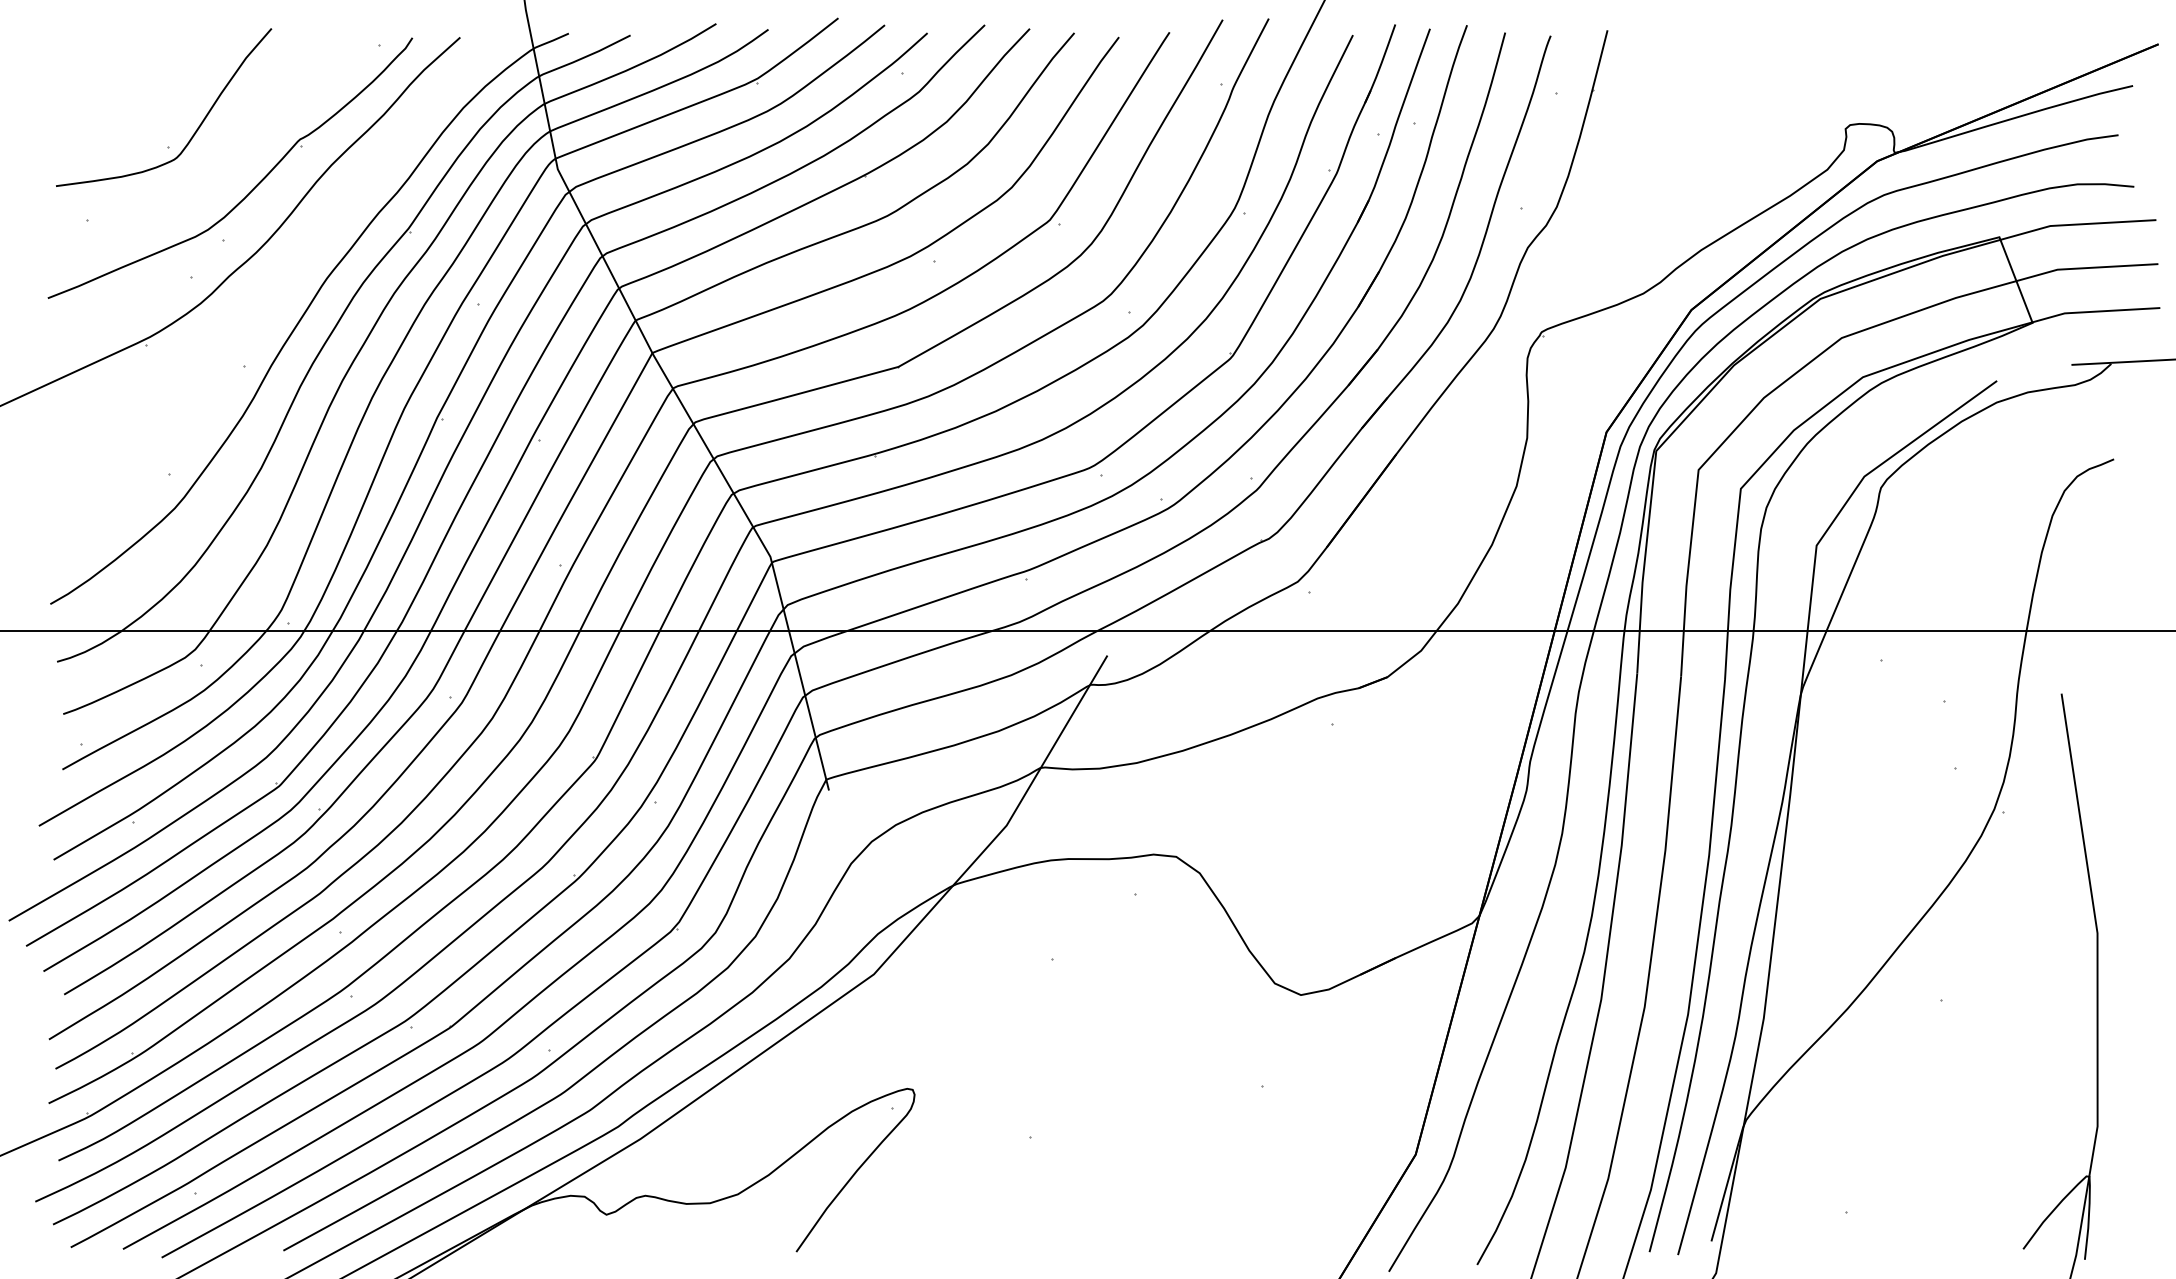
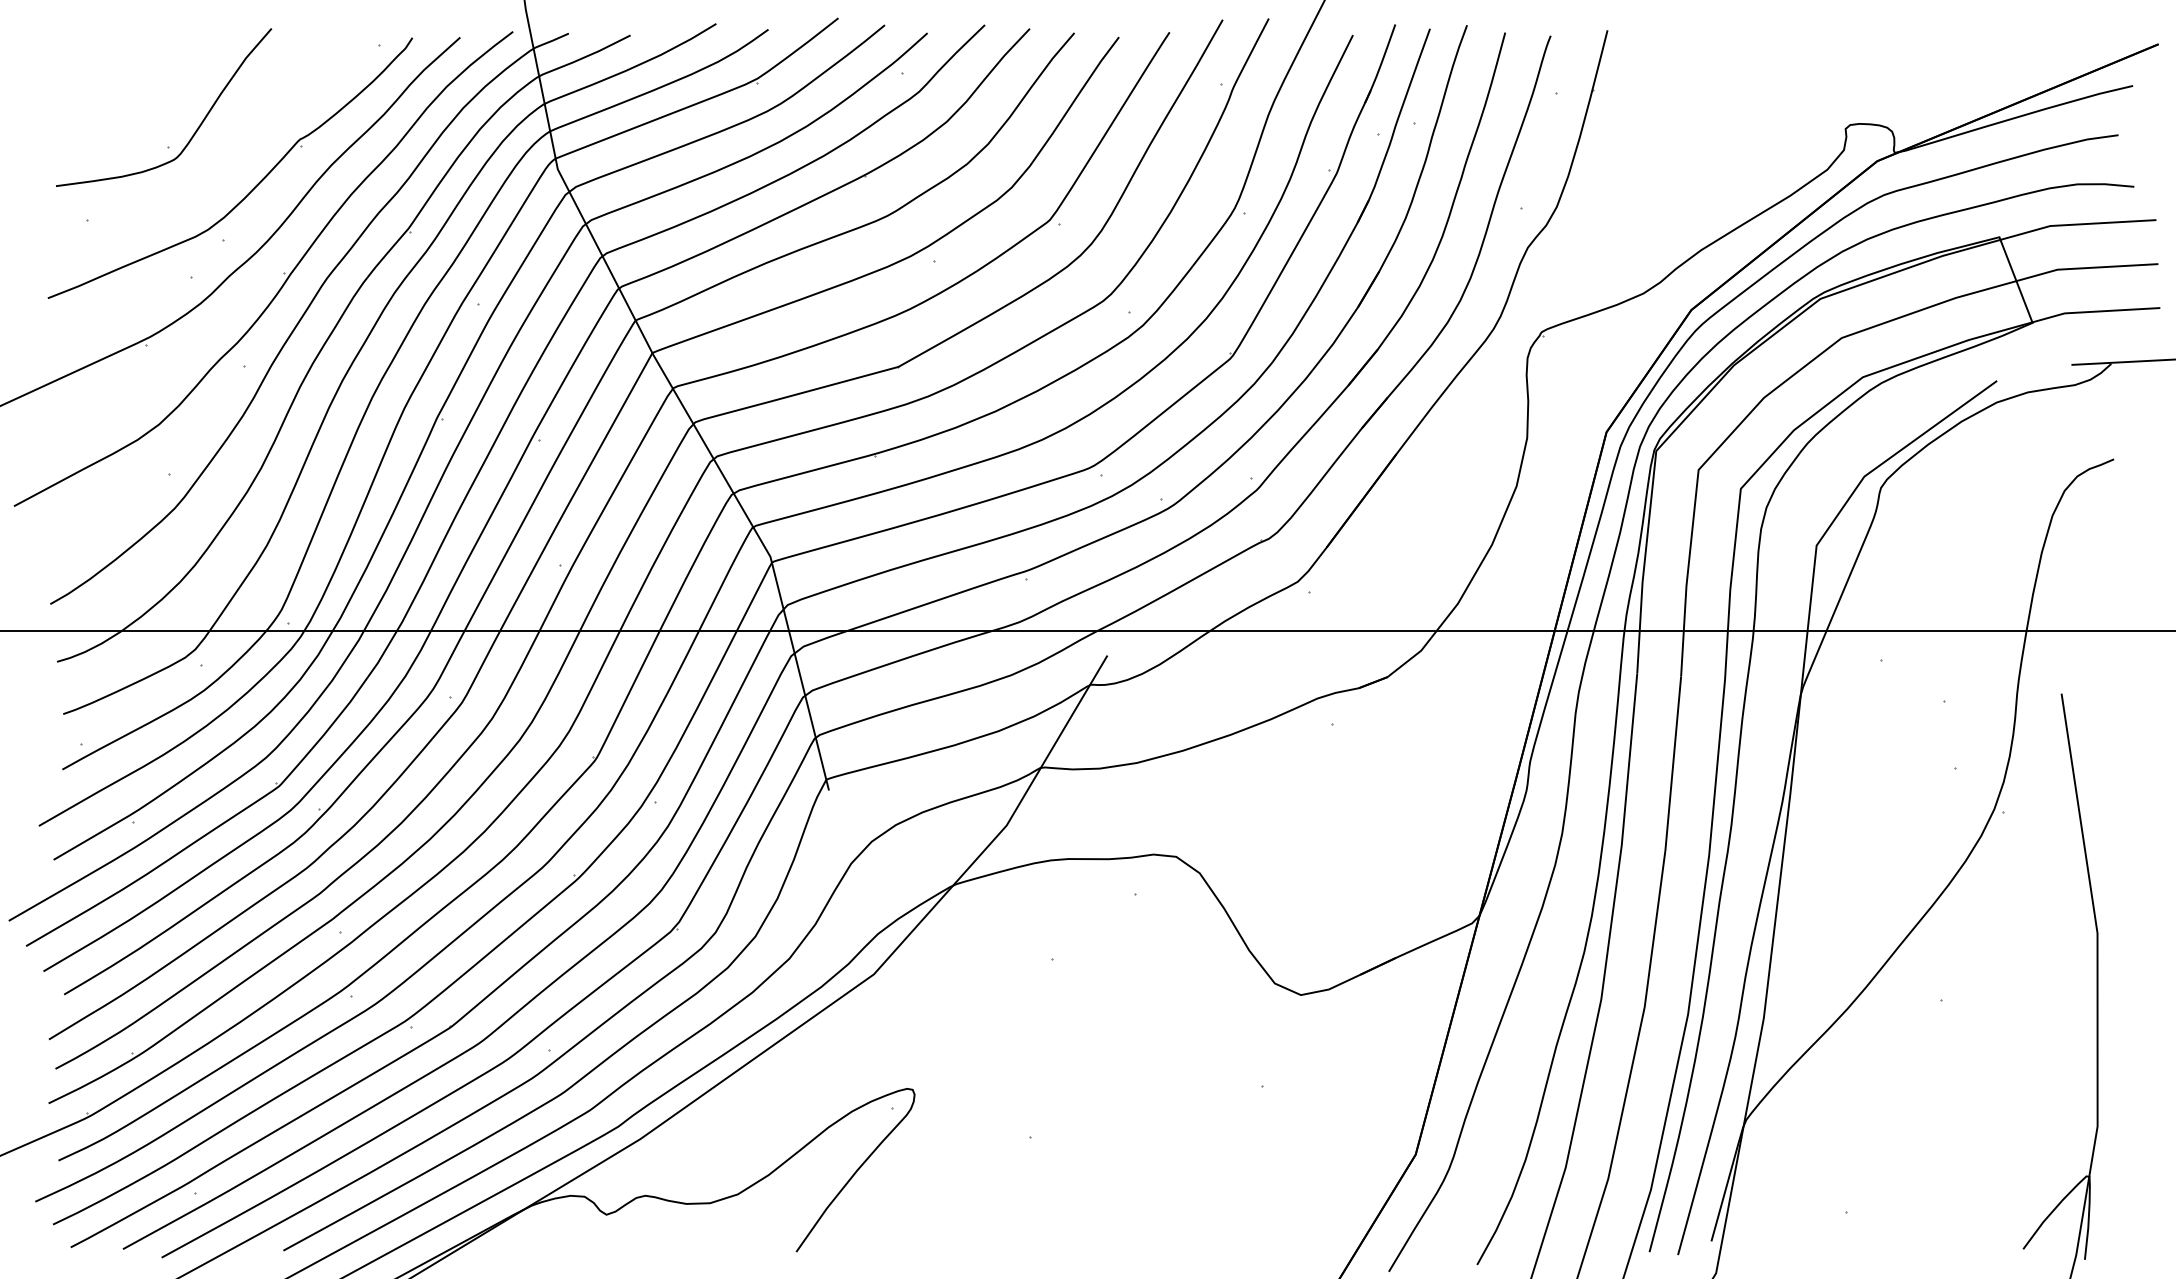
part: none -> present (283, 273)
